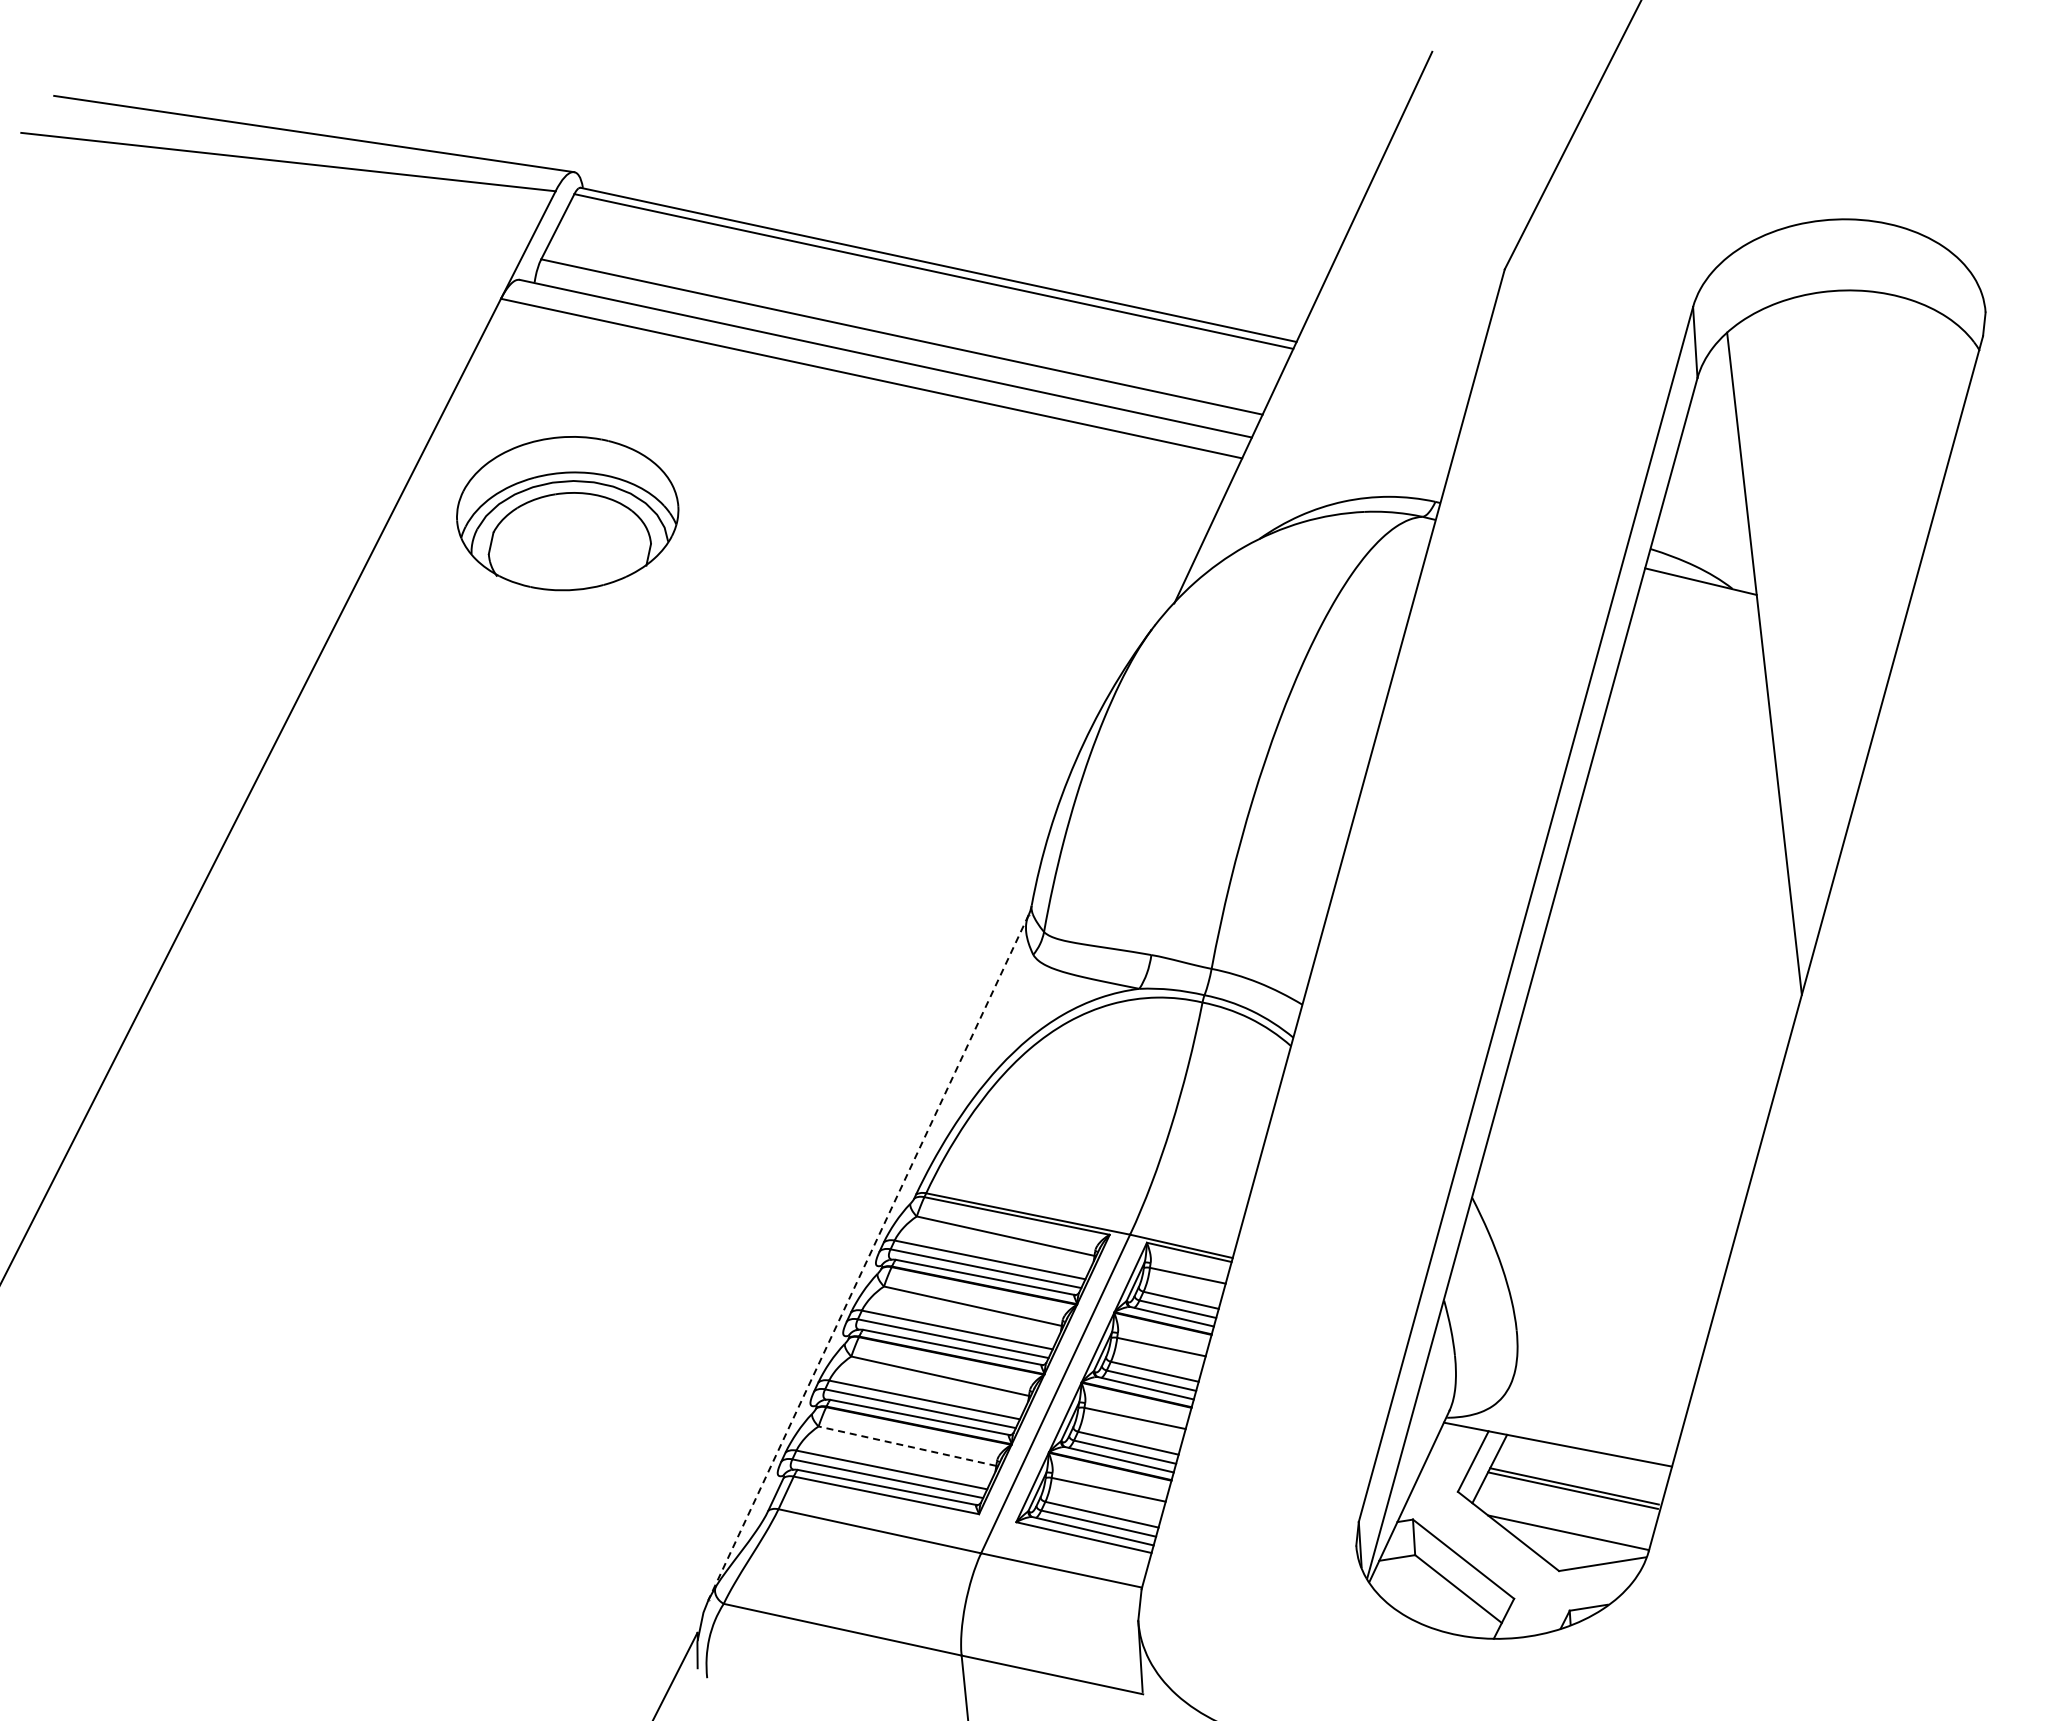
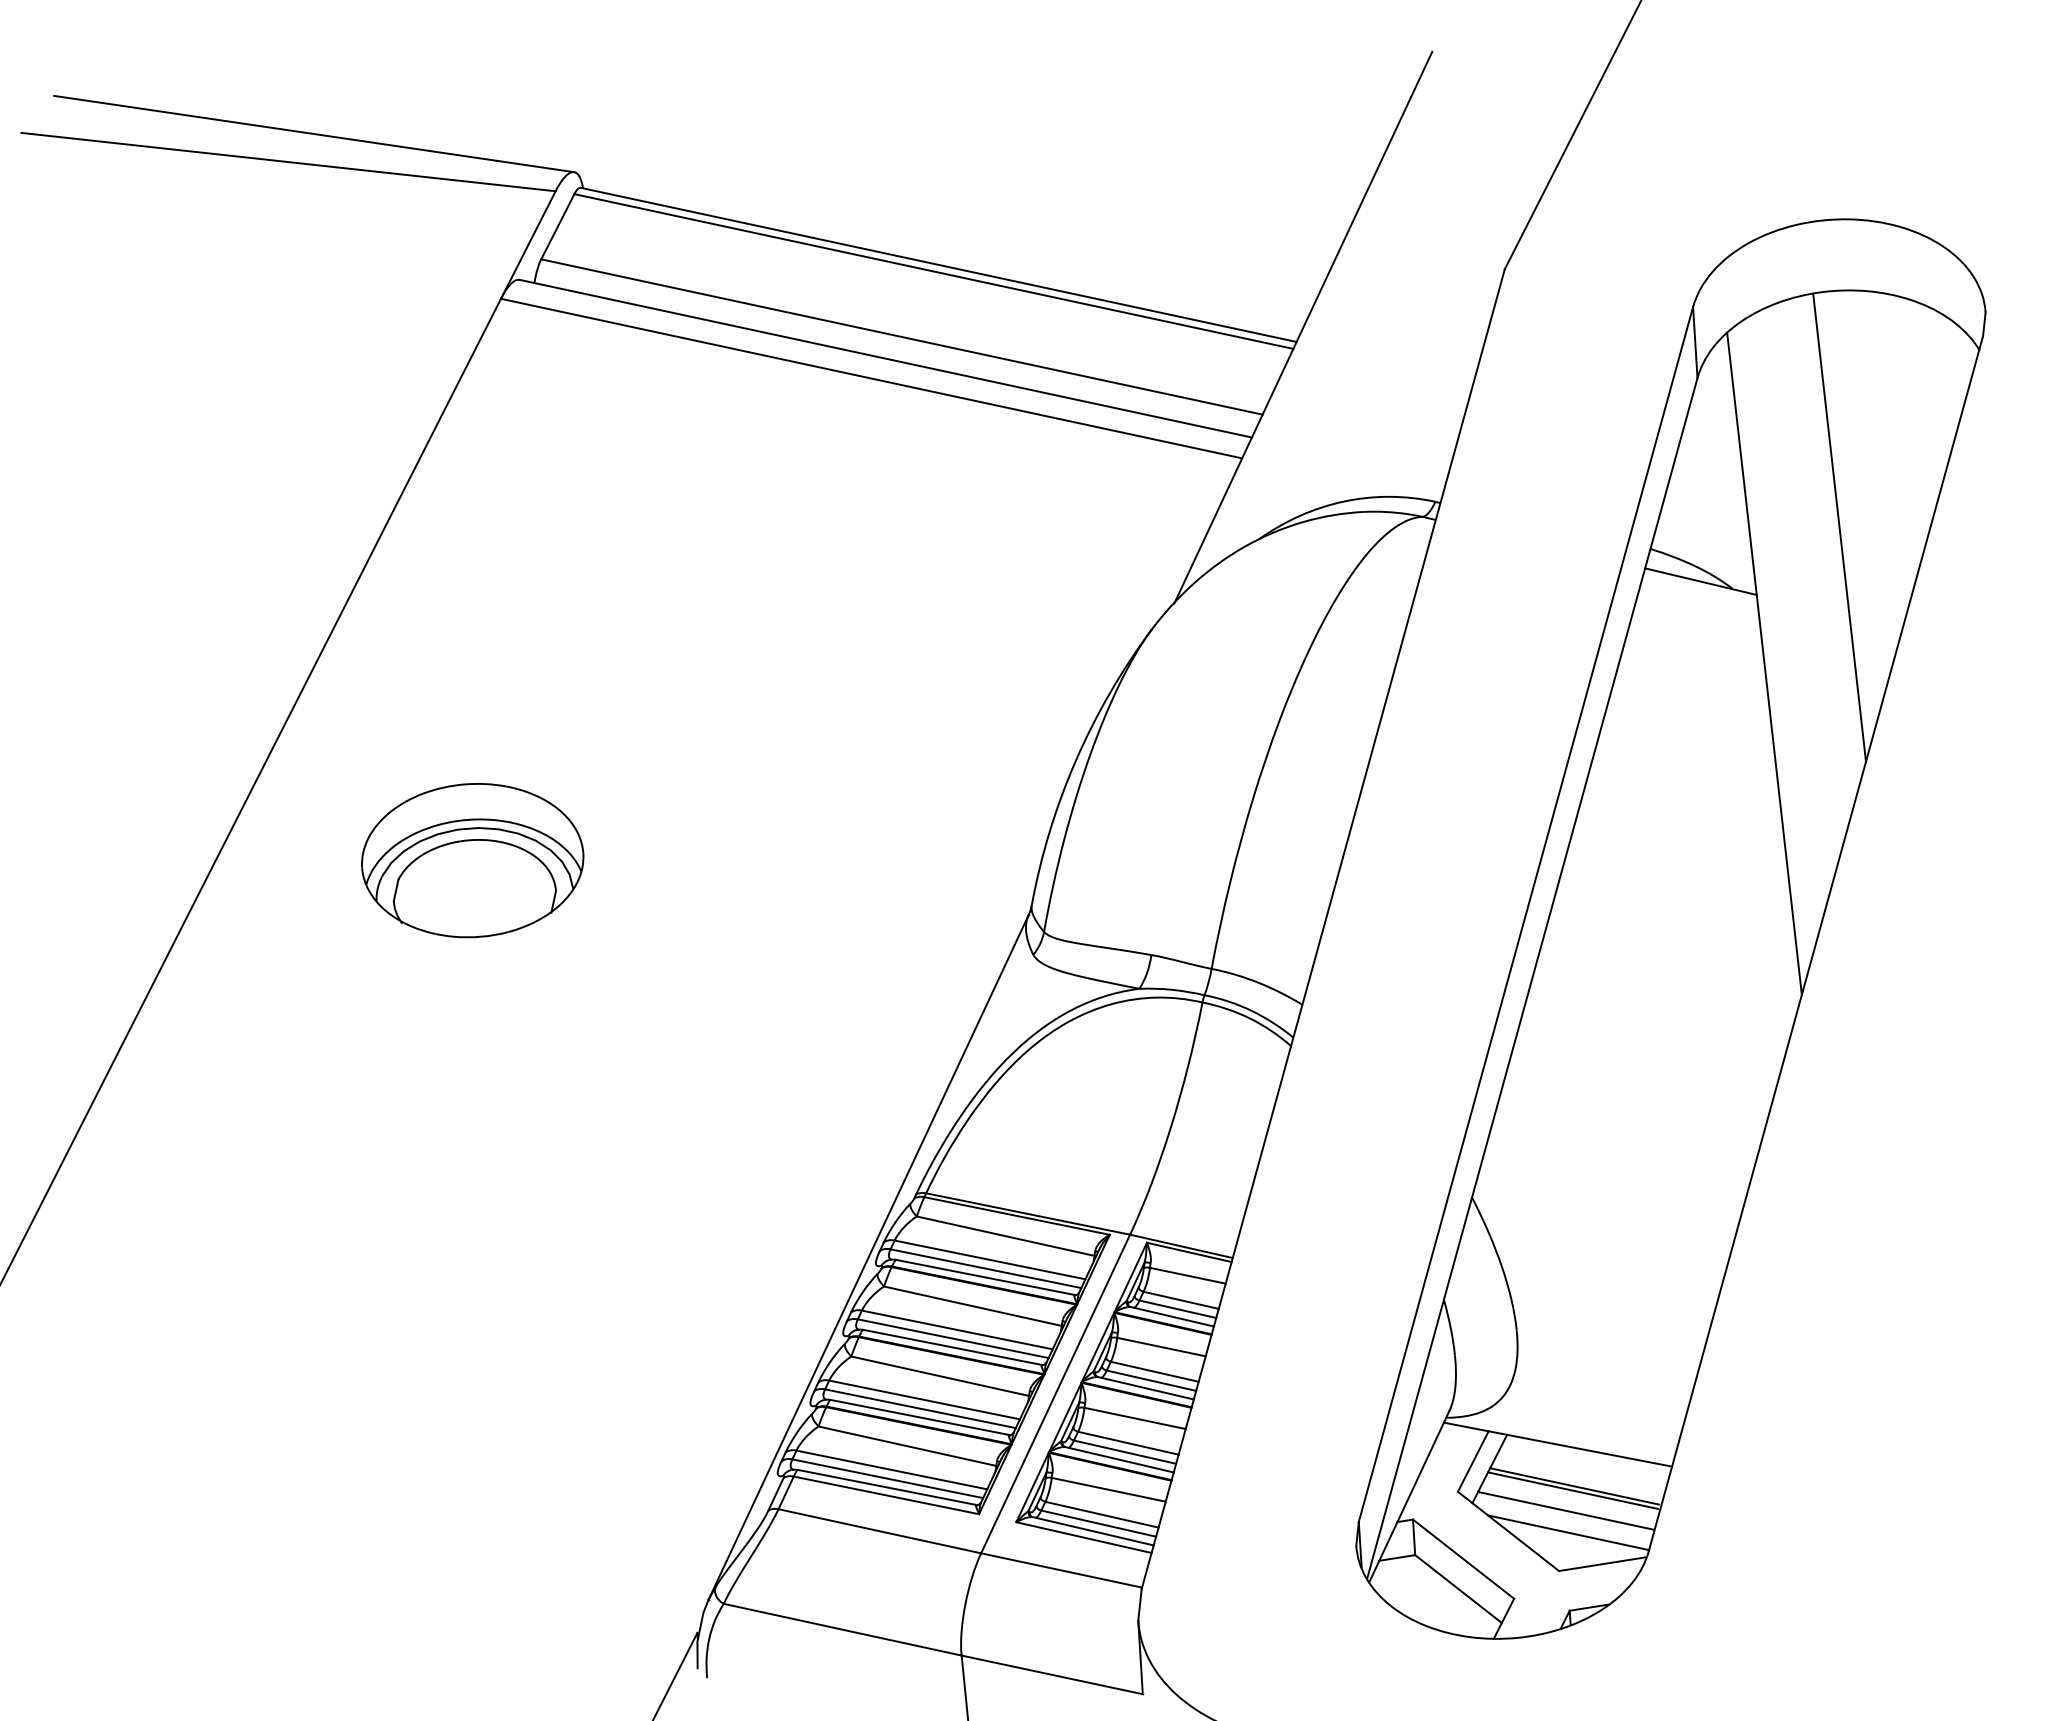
part position: (567, 513) -> (472, 860) (472, 860)
line: none -> present (1839, 527)
line: dashed -> solid (868, 1257)
line: dashed -> solid (906, 1446)
line: none -> present (1565, 1510)
